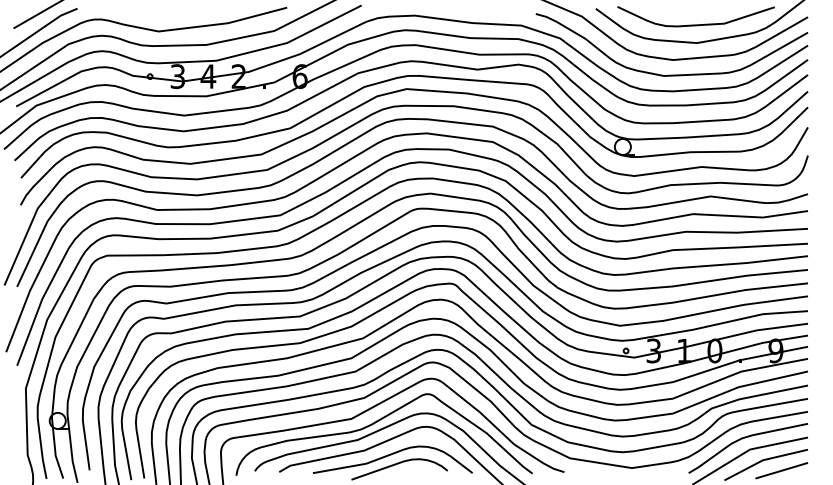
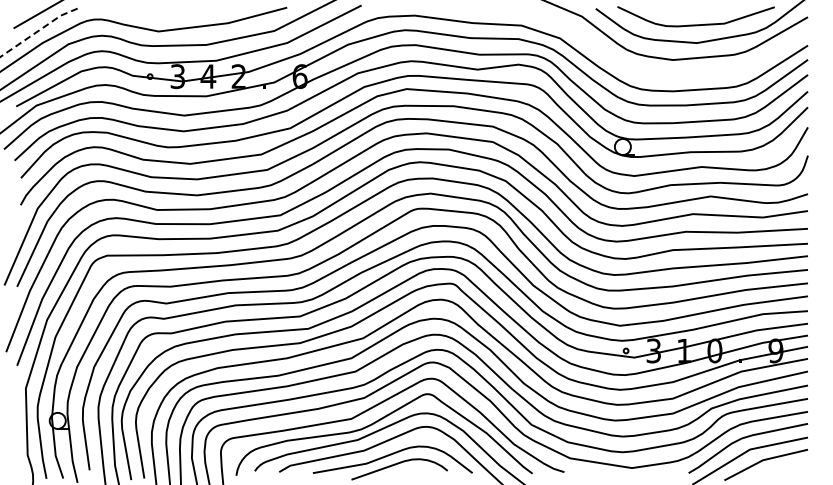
line: solid -> dashed (38, 30)
curve: present -> none (671, 74)
line: present -> none (781, 470)
